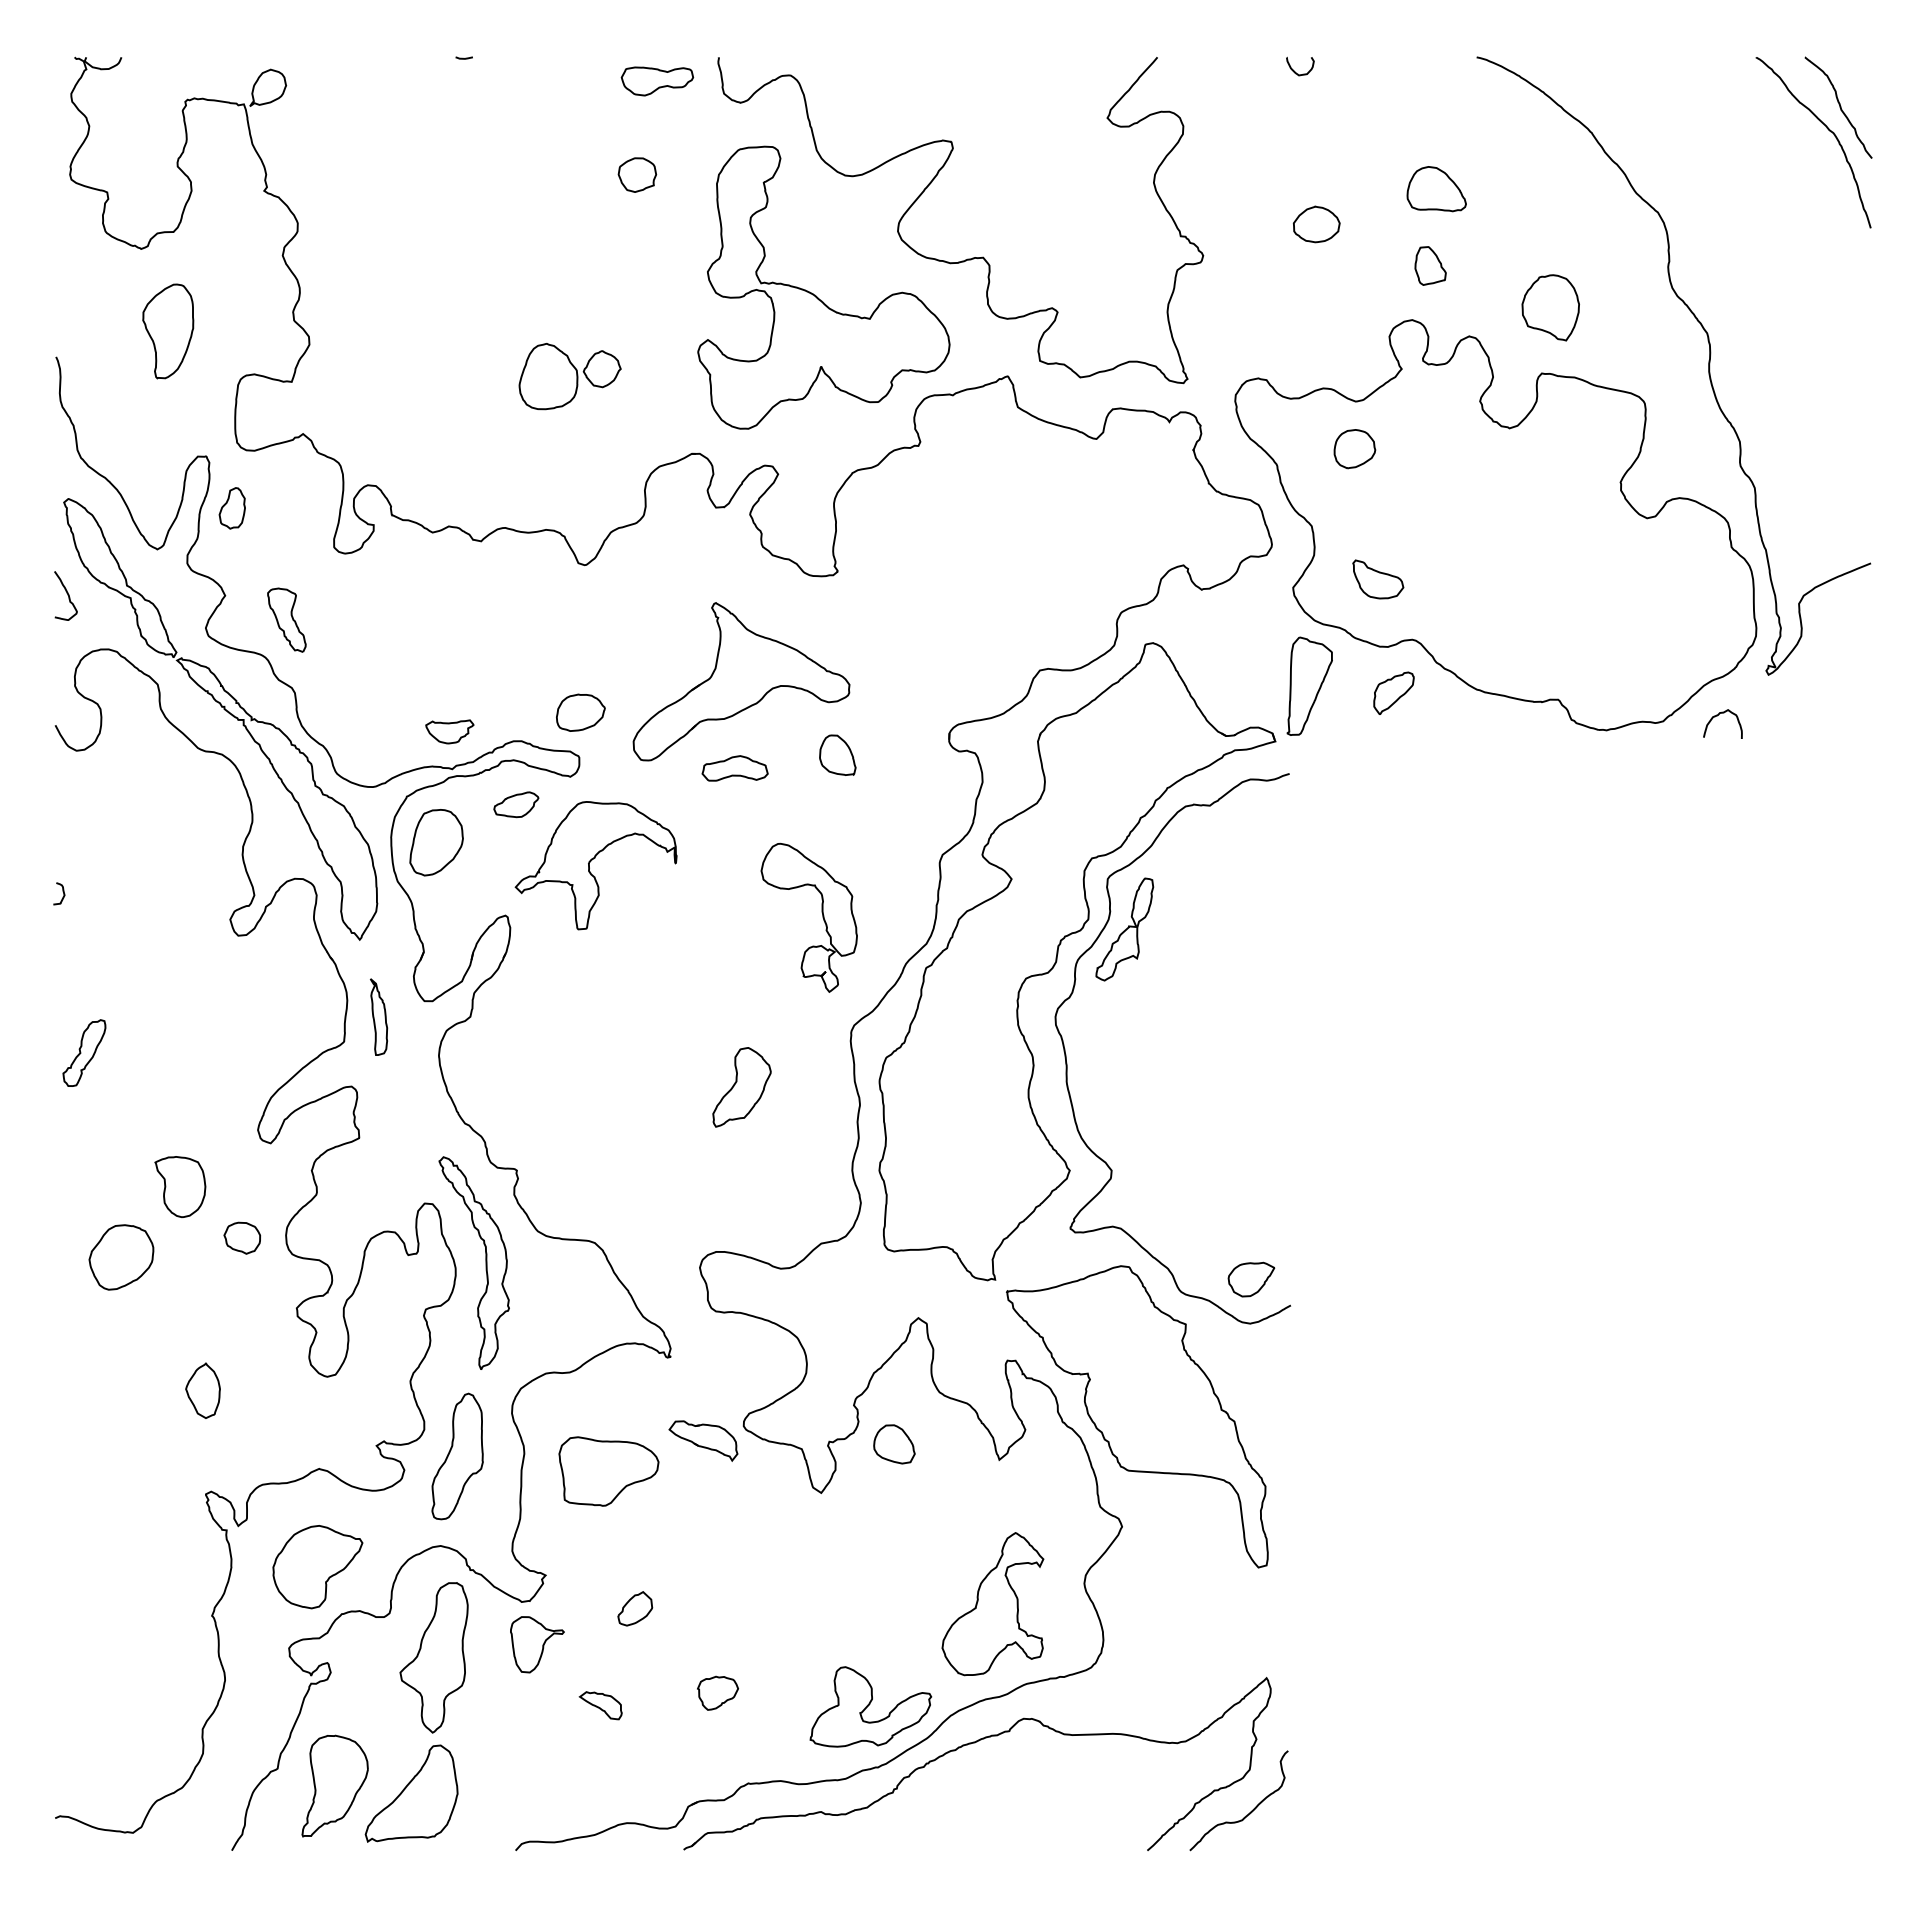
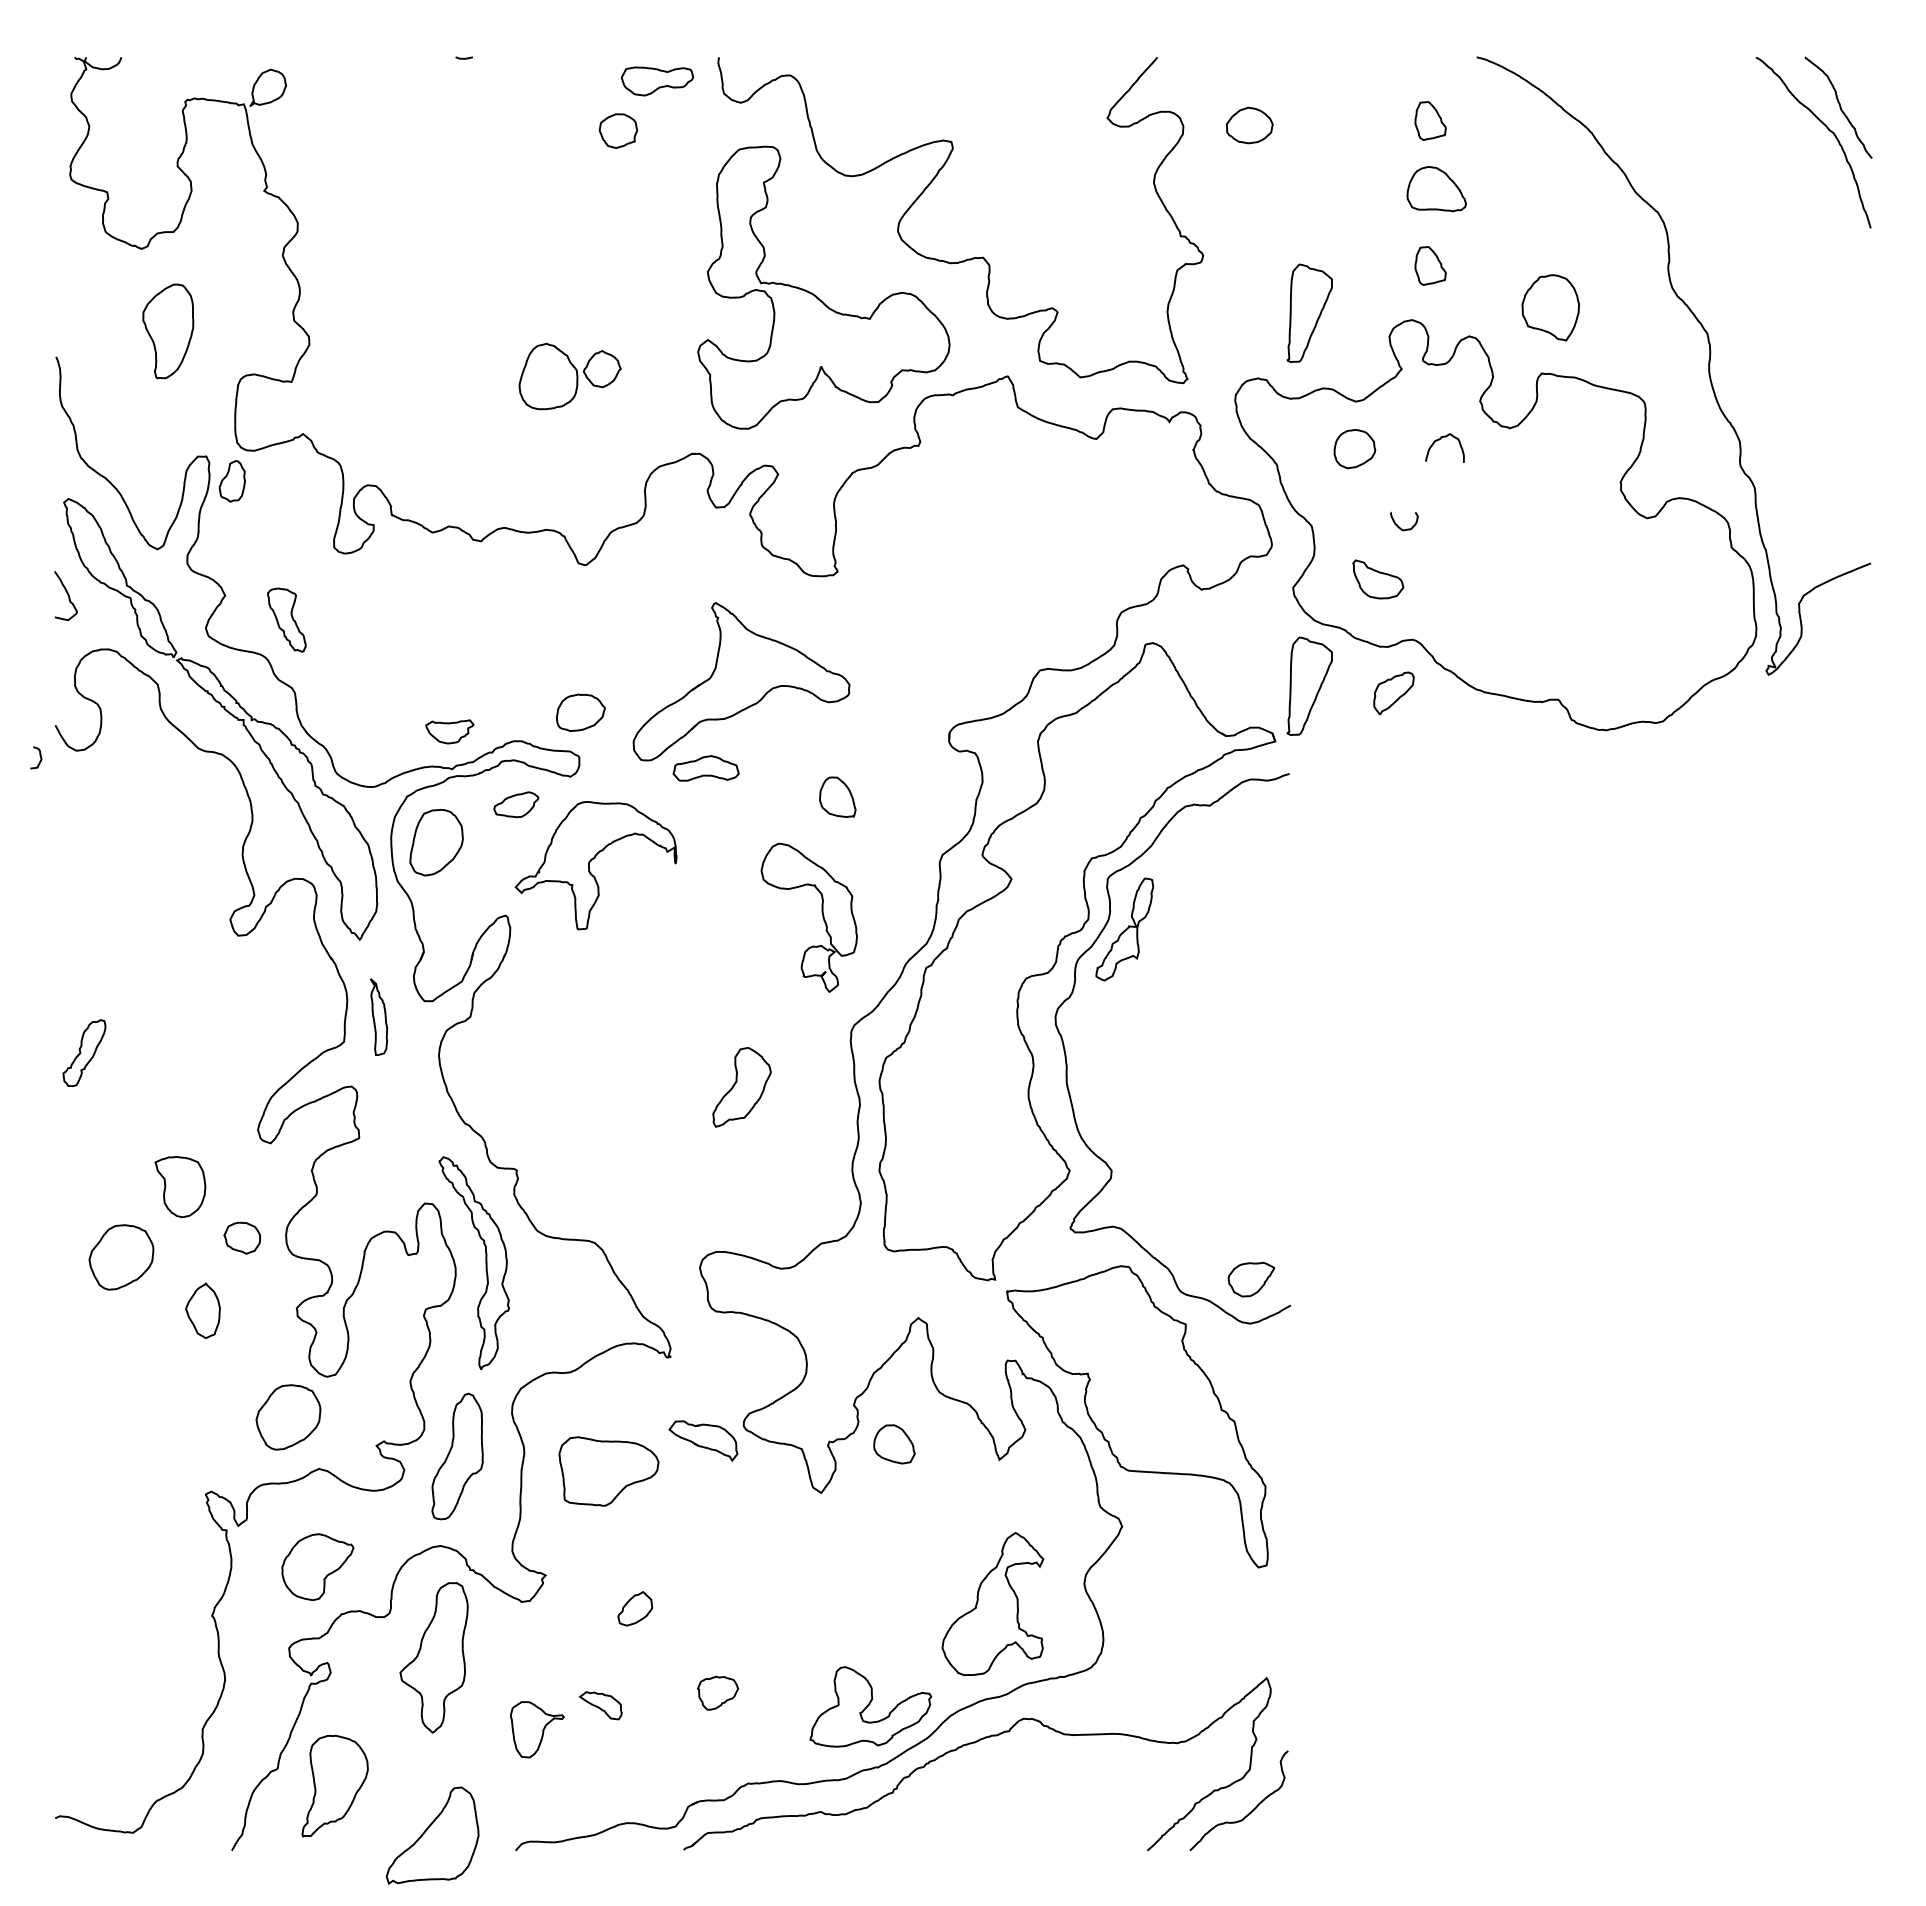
curve position: (1295, 71) -> (1399, 526) (1399, 526)
part: none -> present (1430, 120)
part position: (637, 174) -> (618, 130) (618, 130)
part position: (1316, 224) -> (1249, 125) (1249, 125)
part: none -> present (1309, 312)
part position: (231, 508) -> (231, 481) (231, 481)
curve position: (1717, 716) -> (1439, 440) (1439, 440)
part position: (837, 754) -> (837, 796) (837, 796)
part position: (734, 768) -> (705, 768) (705, 768)
curve position: (62, 891) -> (39, 755) (39, 755)
part position: (202, 1390) -> (202, 1310) (202, 1310)
part: none -> present (288, 1417)
part size: 92x85 px -> 74x69 px (317, 1567)
part position: (537, 1644) -> (537, 1729) (537, 1729)
part position: (411, 1793) -> (432, 1835) (432, 1835)
